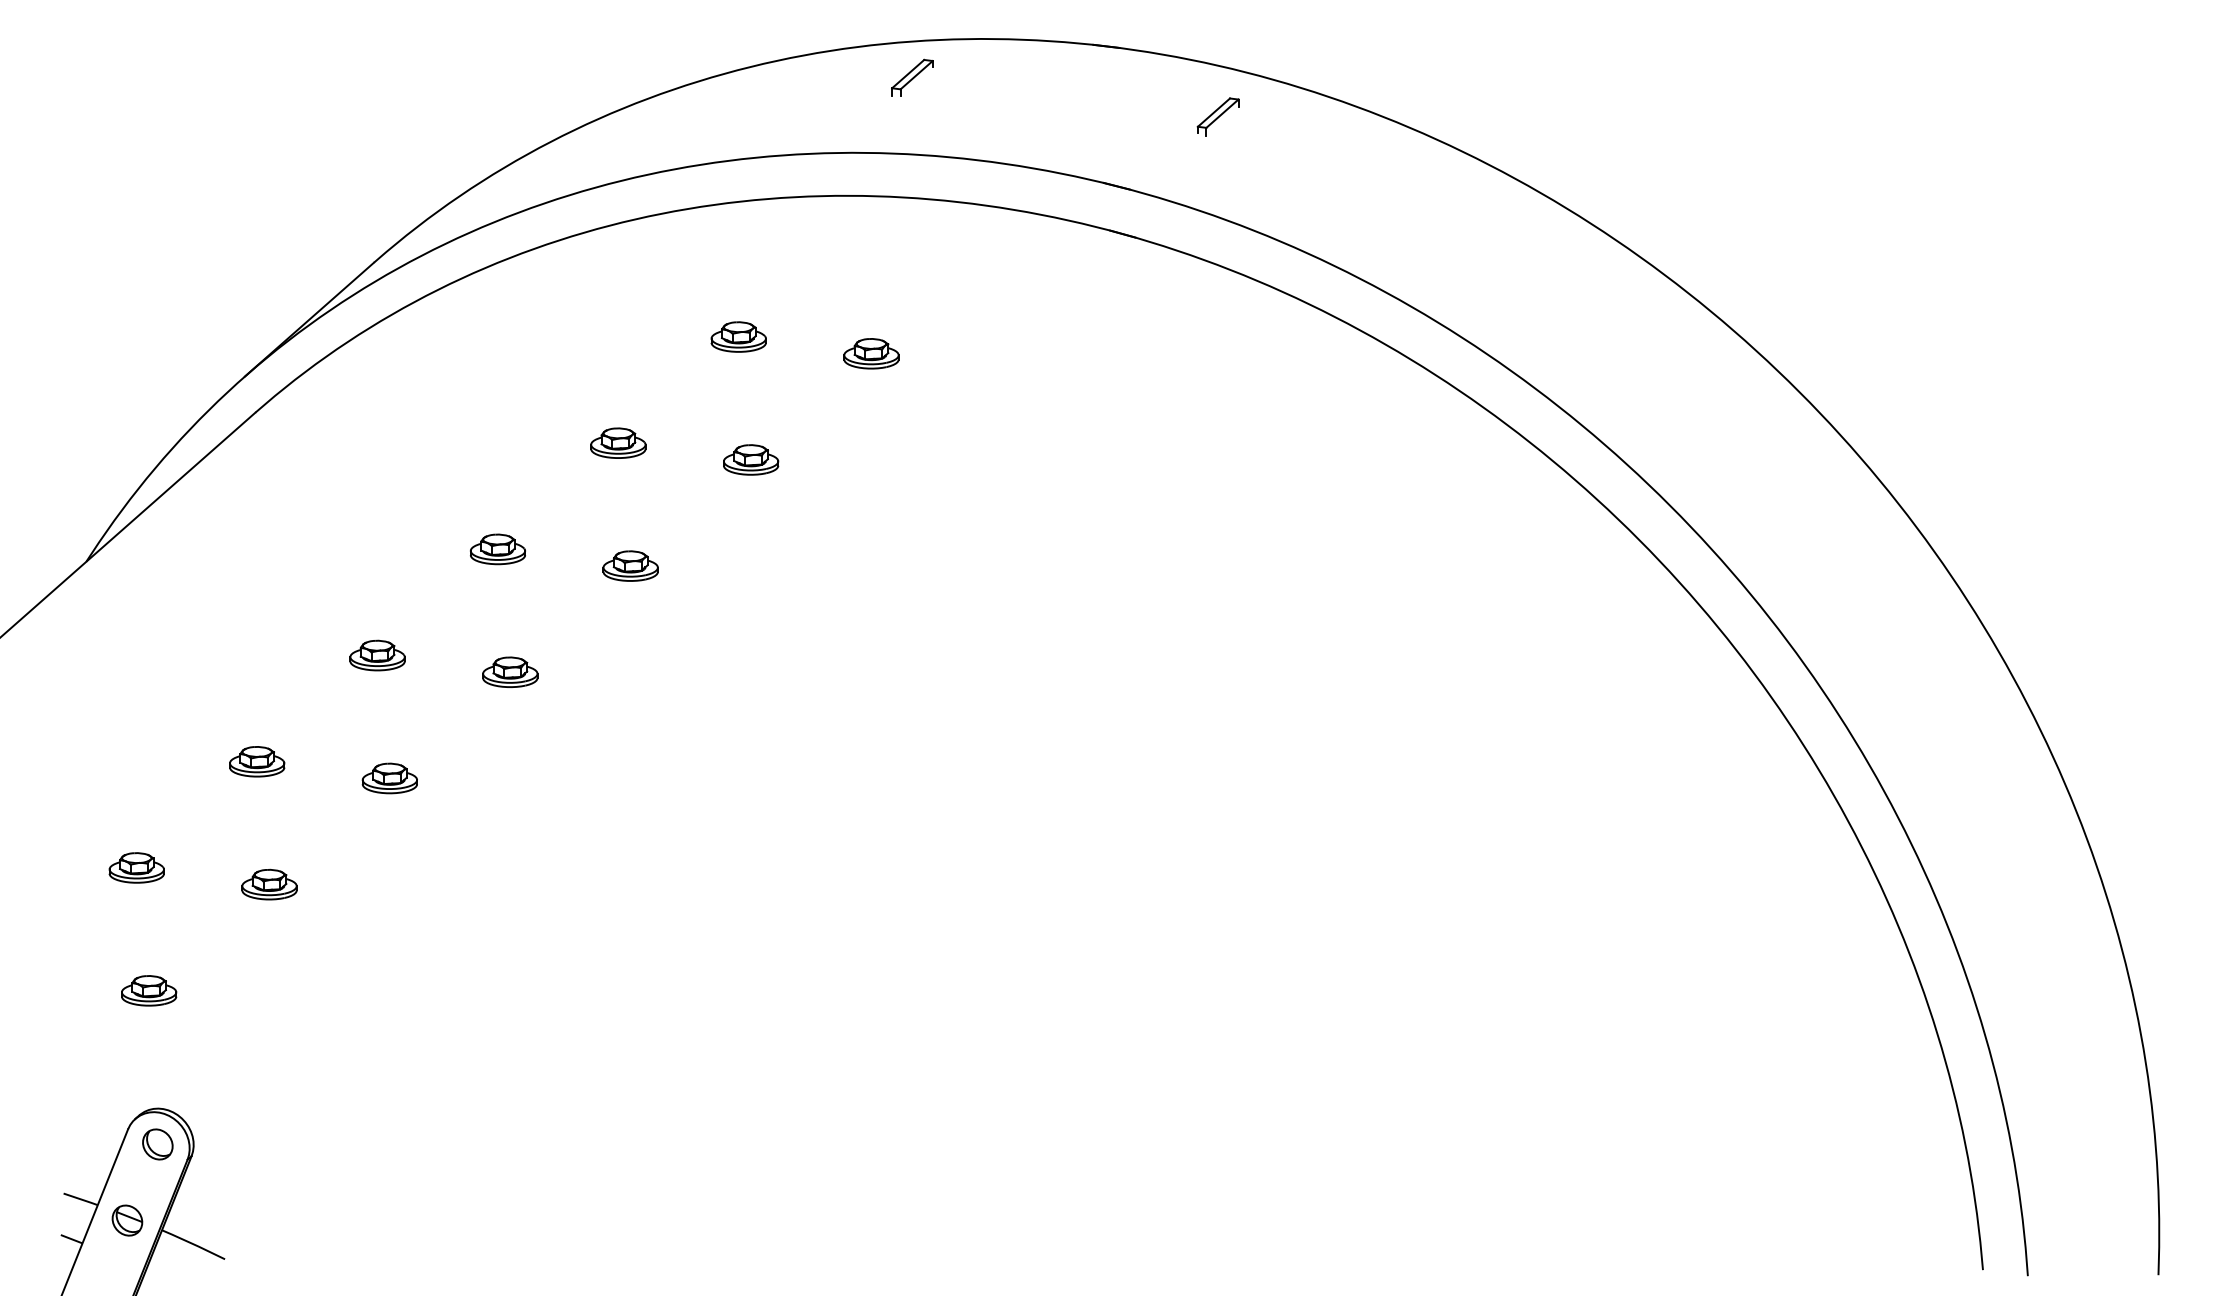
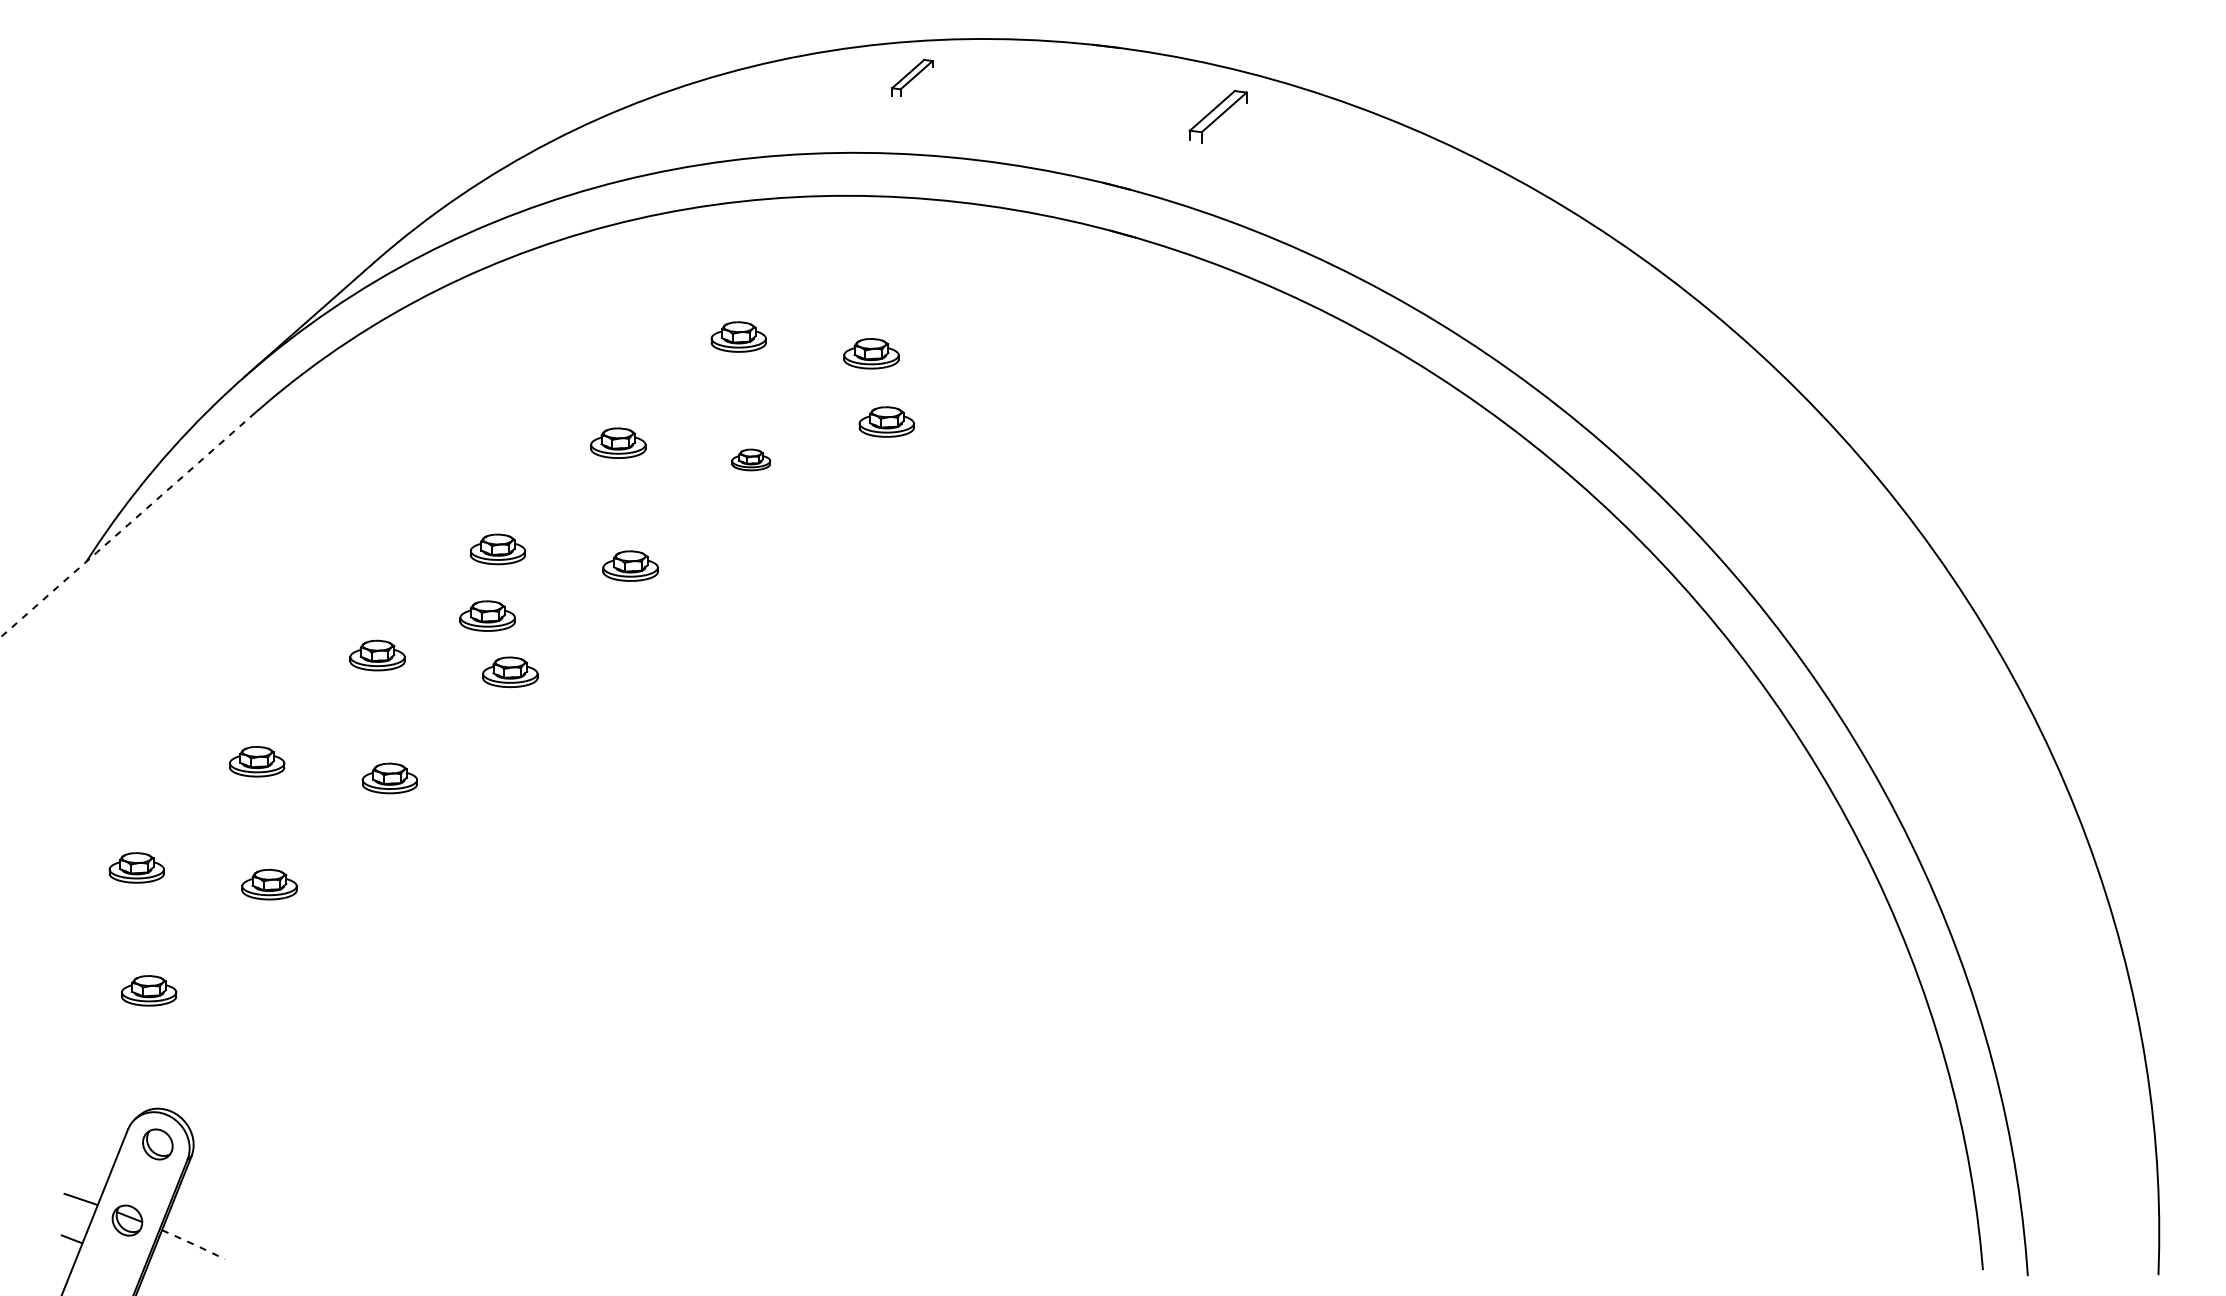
part size: 44x40 px -> 60x54 px (1217, 116)
part: none -> present (886, 421)
part size: 57x32 px -> 41x24 px (751, 459)
line: solid -> dashed (127, 525)
part: none -> present (487, 615)
line: solid -> dashed (194, 1244)
